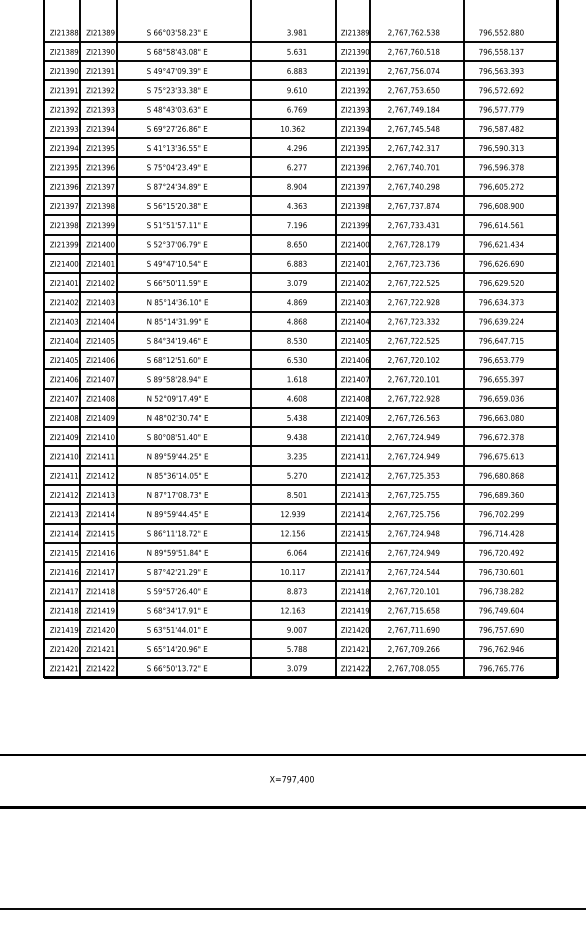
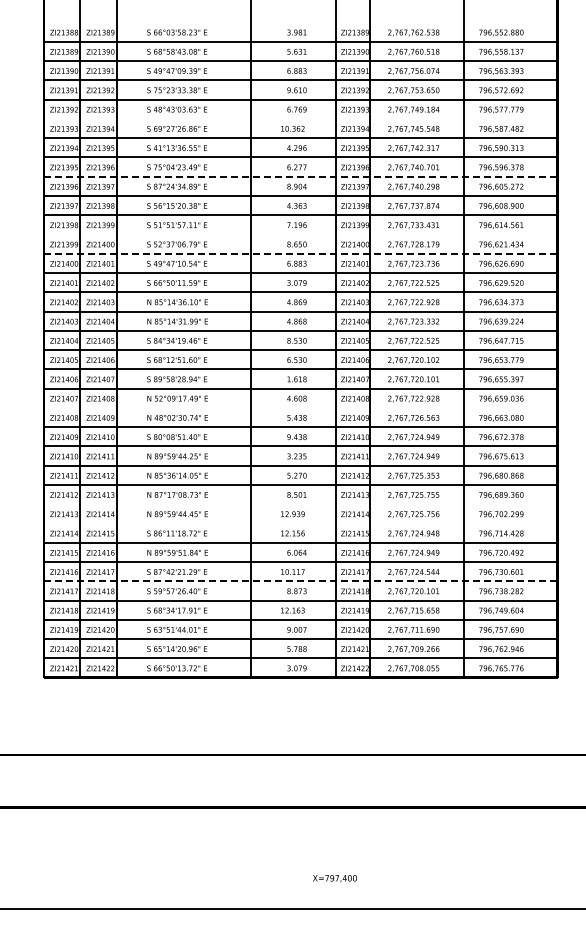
line: present -> none (300, 118)
line: solid -> dashed (300, 176)
line: present -> none (300, 234)
line: solid -> dashed (300, 253)
line: present -> none (300, 407)
line: present -> none (300, 504)
line: present -> none (300, 523)
line: solid -> dashed (300, 581)
text position: (291, 779) -> (334, 878) (334, 878)
